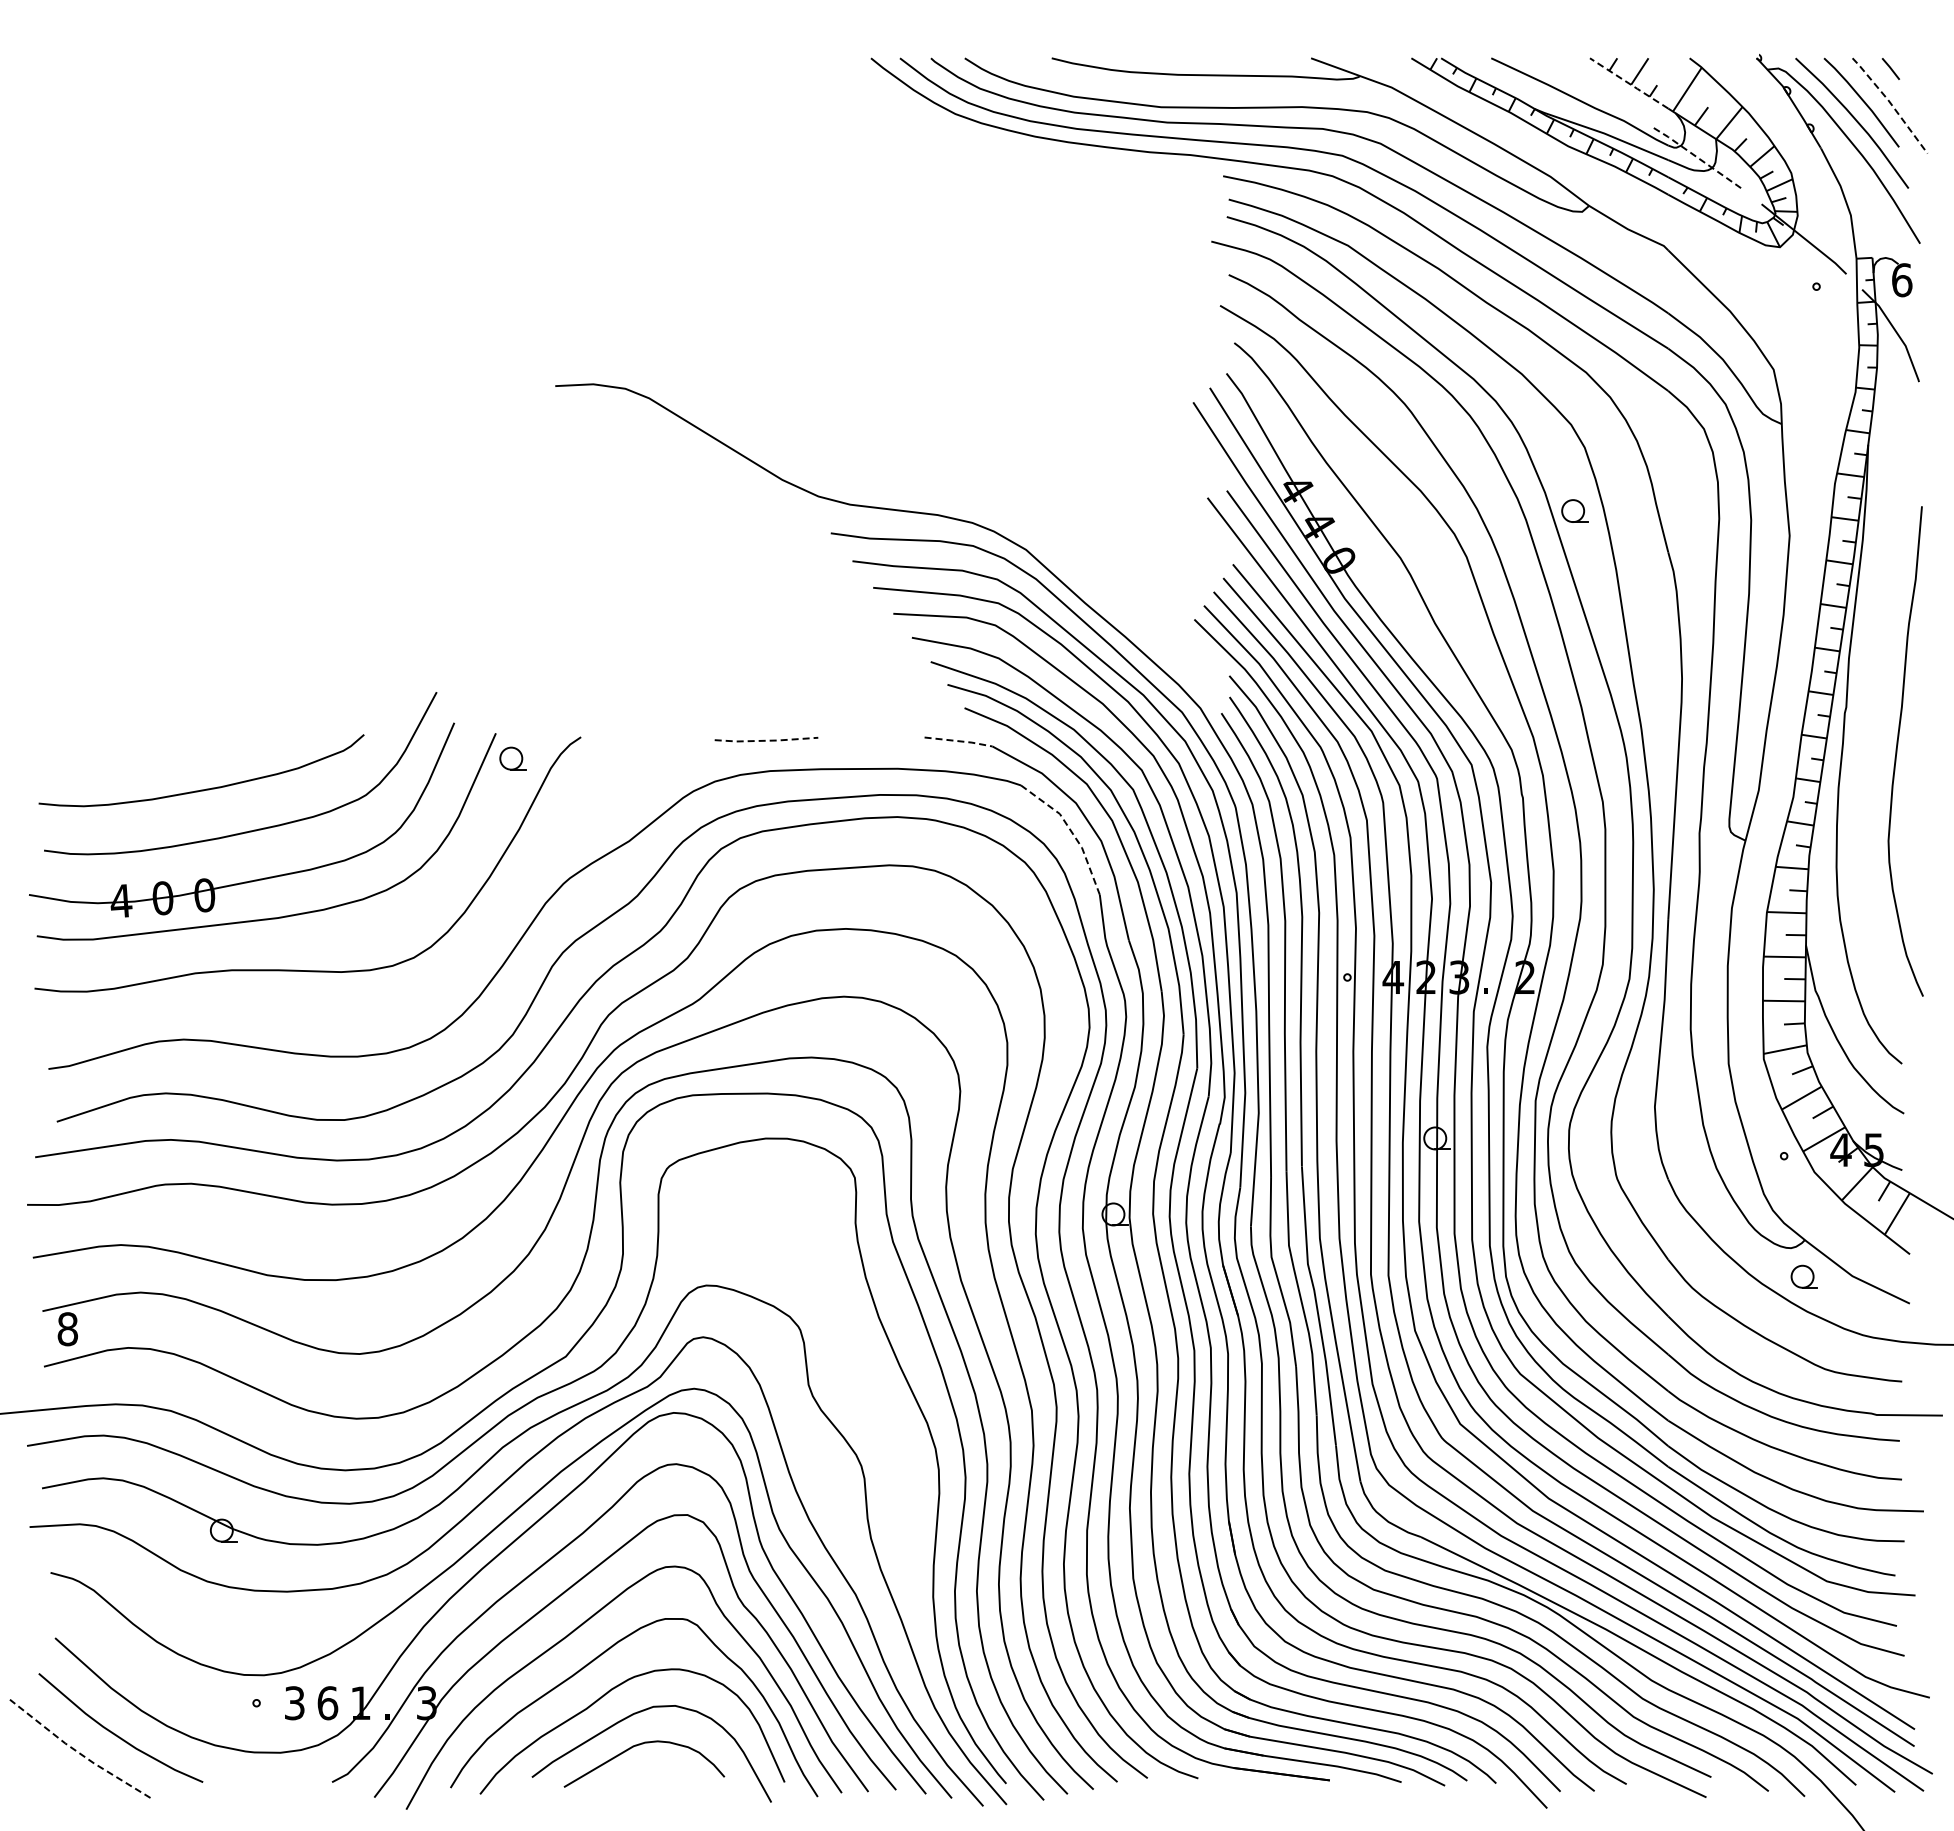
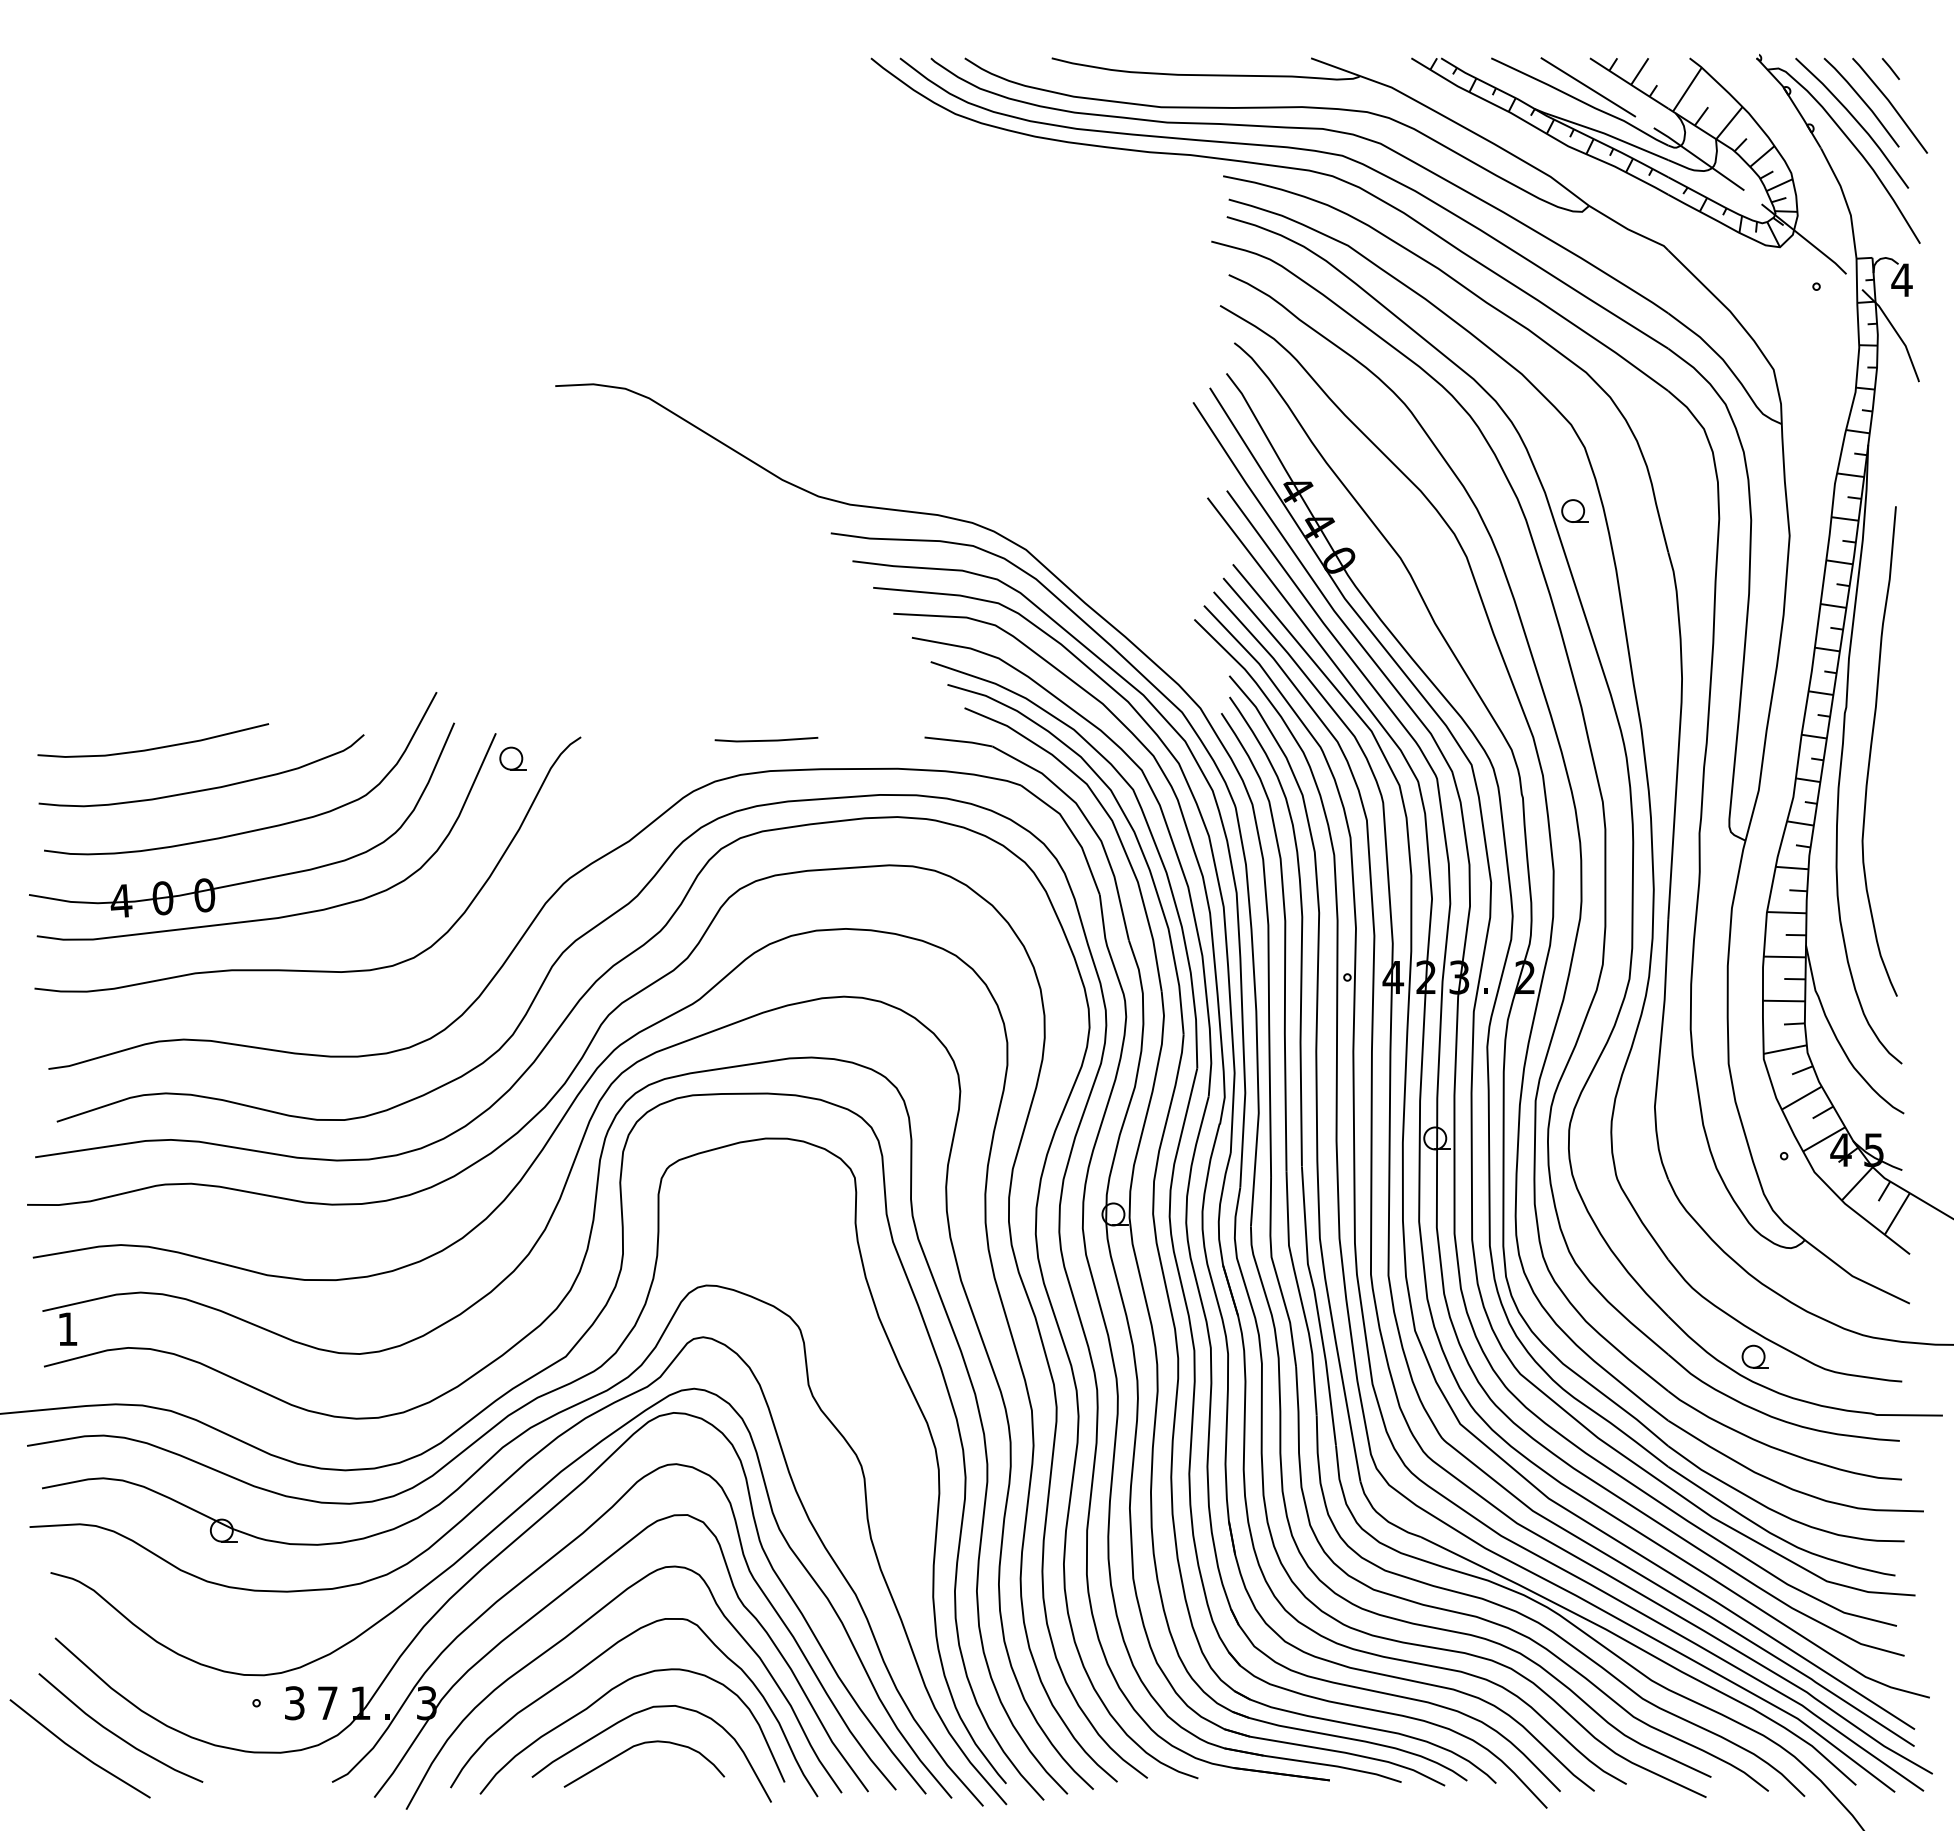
line: dashed -> solid (1629, 83)
line: none -> present (1588, 87)
line: dashed -> solid (1891, 104)
line: dashed -> solid (1698, 158)
text: 6 -> 4 (1901, 280)
line: dashed -> solid (766, 740)
line: dashed -> solid (959, 741)
curve: none -> present (154, 747)
curve position: (1897, 751) -> (1871, 751) (1871, 751)
line: dashed -> solid (1071, 832)
part position: (1803, 1276) -> (1754, 1356) (1754, 1356)
text: 8 -> 1 (67, 1329)
text: 6 -> 7 (327, 1703)
line: dashed -> solid (78, 1752)
